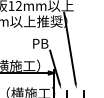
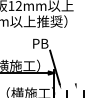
line: present -> none (69, 47)
